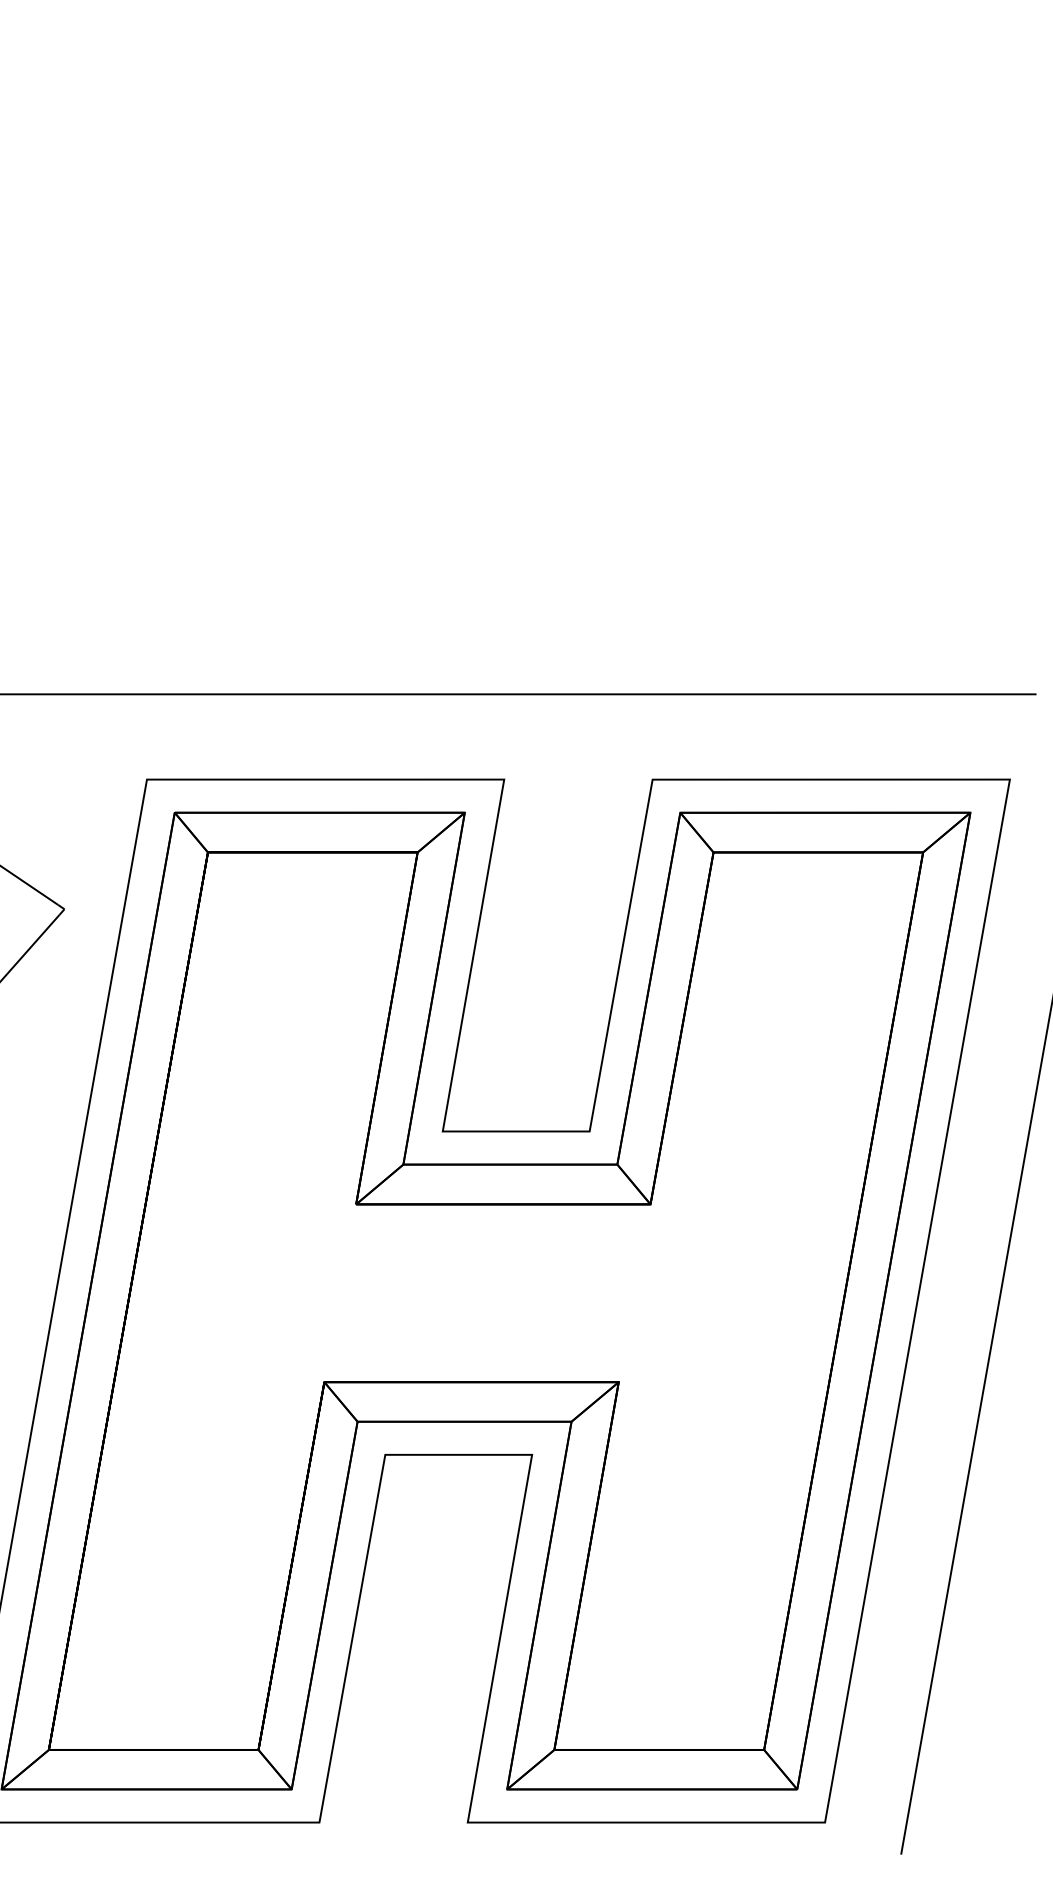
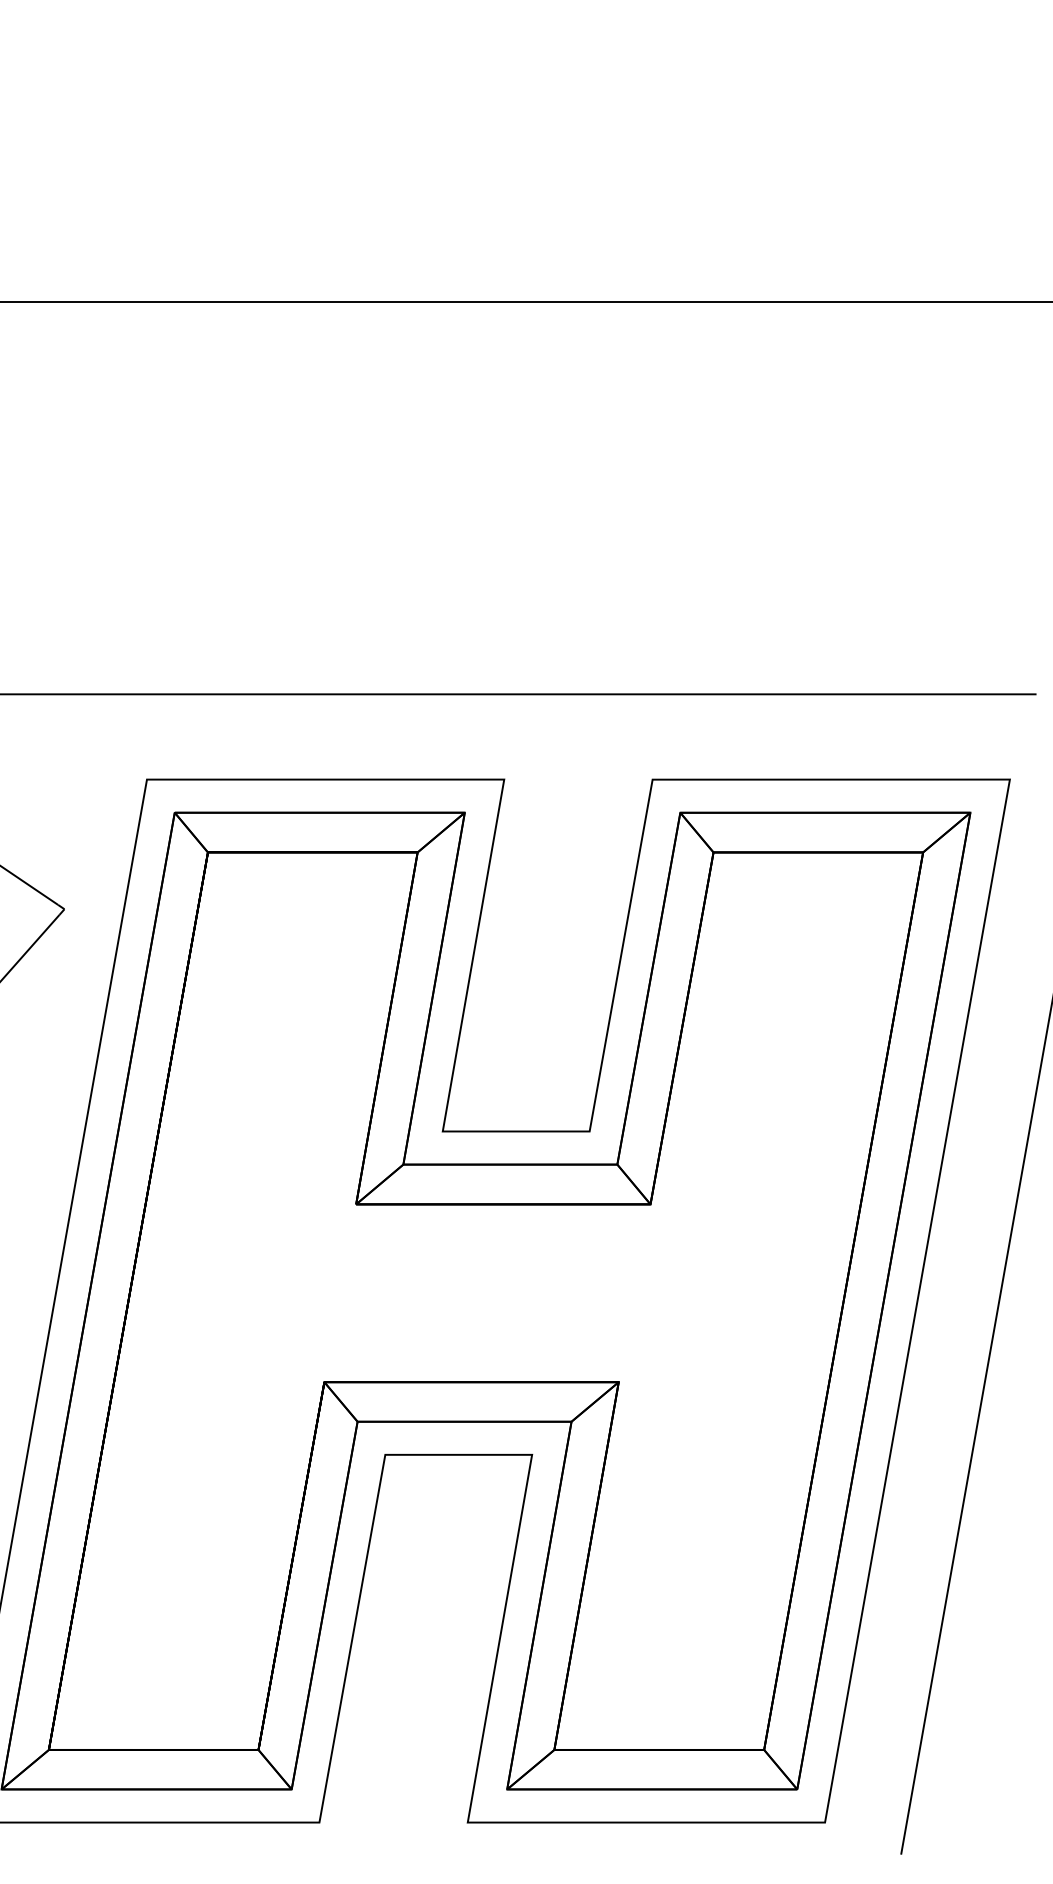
line: none -> present (525, 301)
